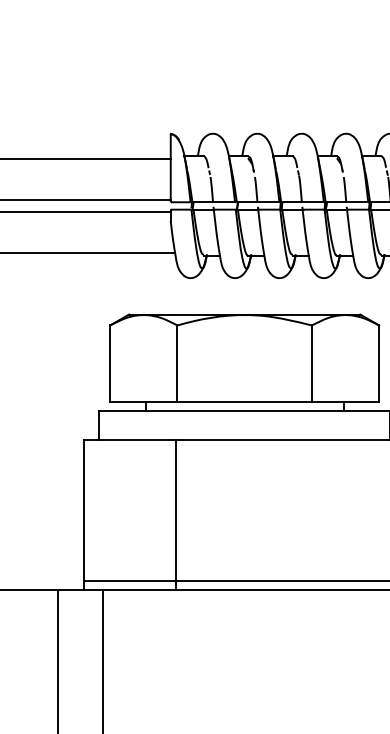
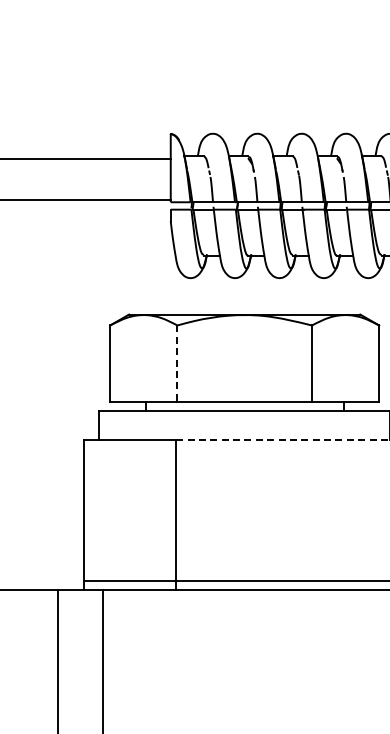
line: present -> none (86, 212)
line: present -> none (88, 253)
line: solid -> dashed (177, 364)
line: solid -> dashed (283, 440)
